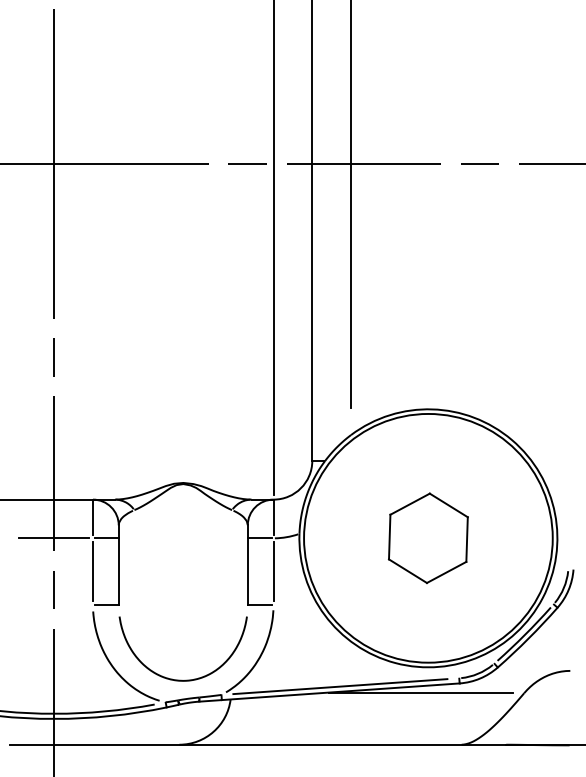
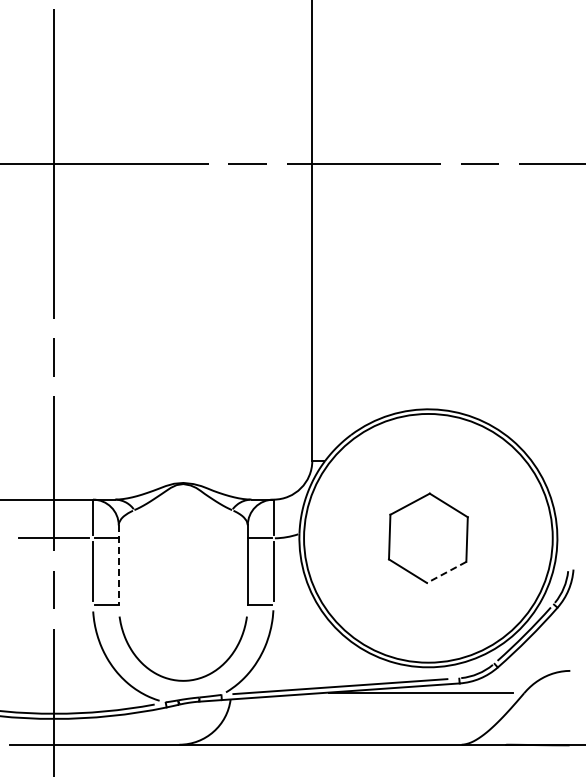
line: present -> none (351, 205)
line: present -> none (273, 248)
line: solid -> dashed (118, 565)
line: solid -> dashed (446, 572)
